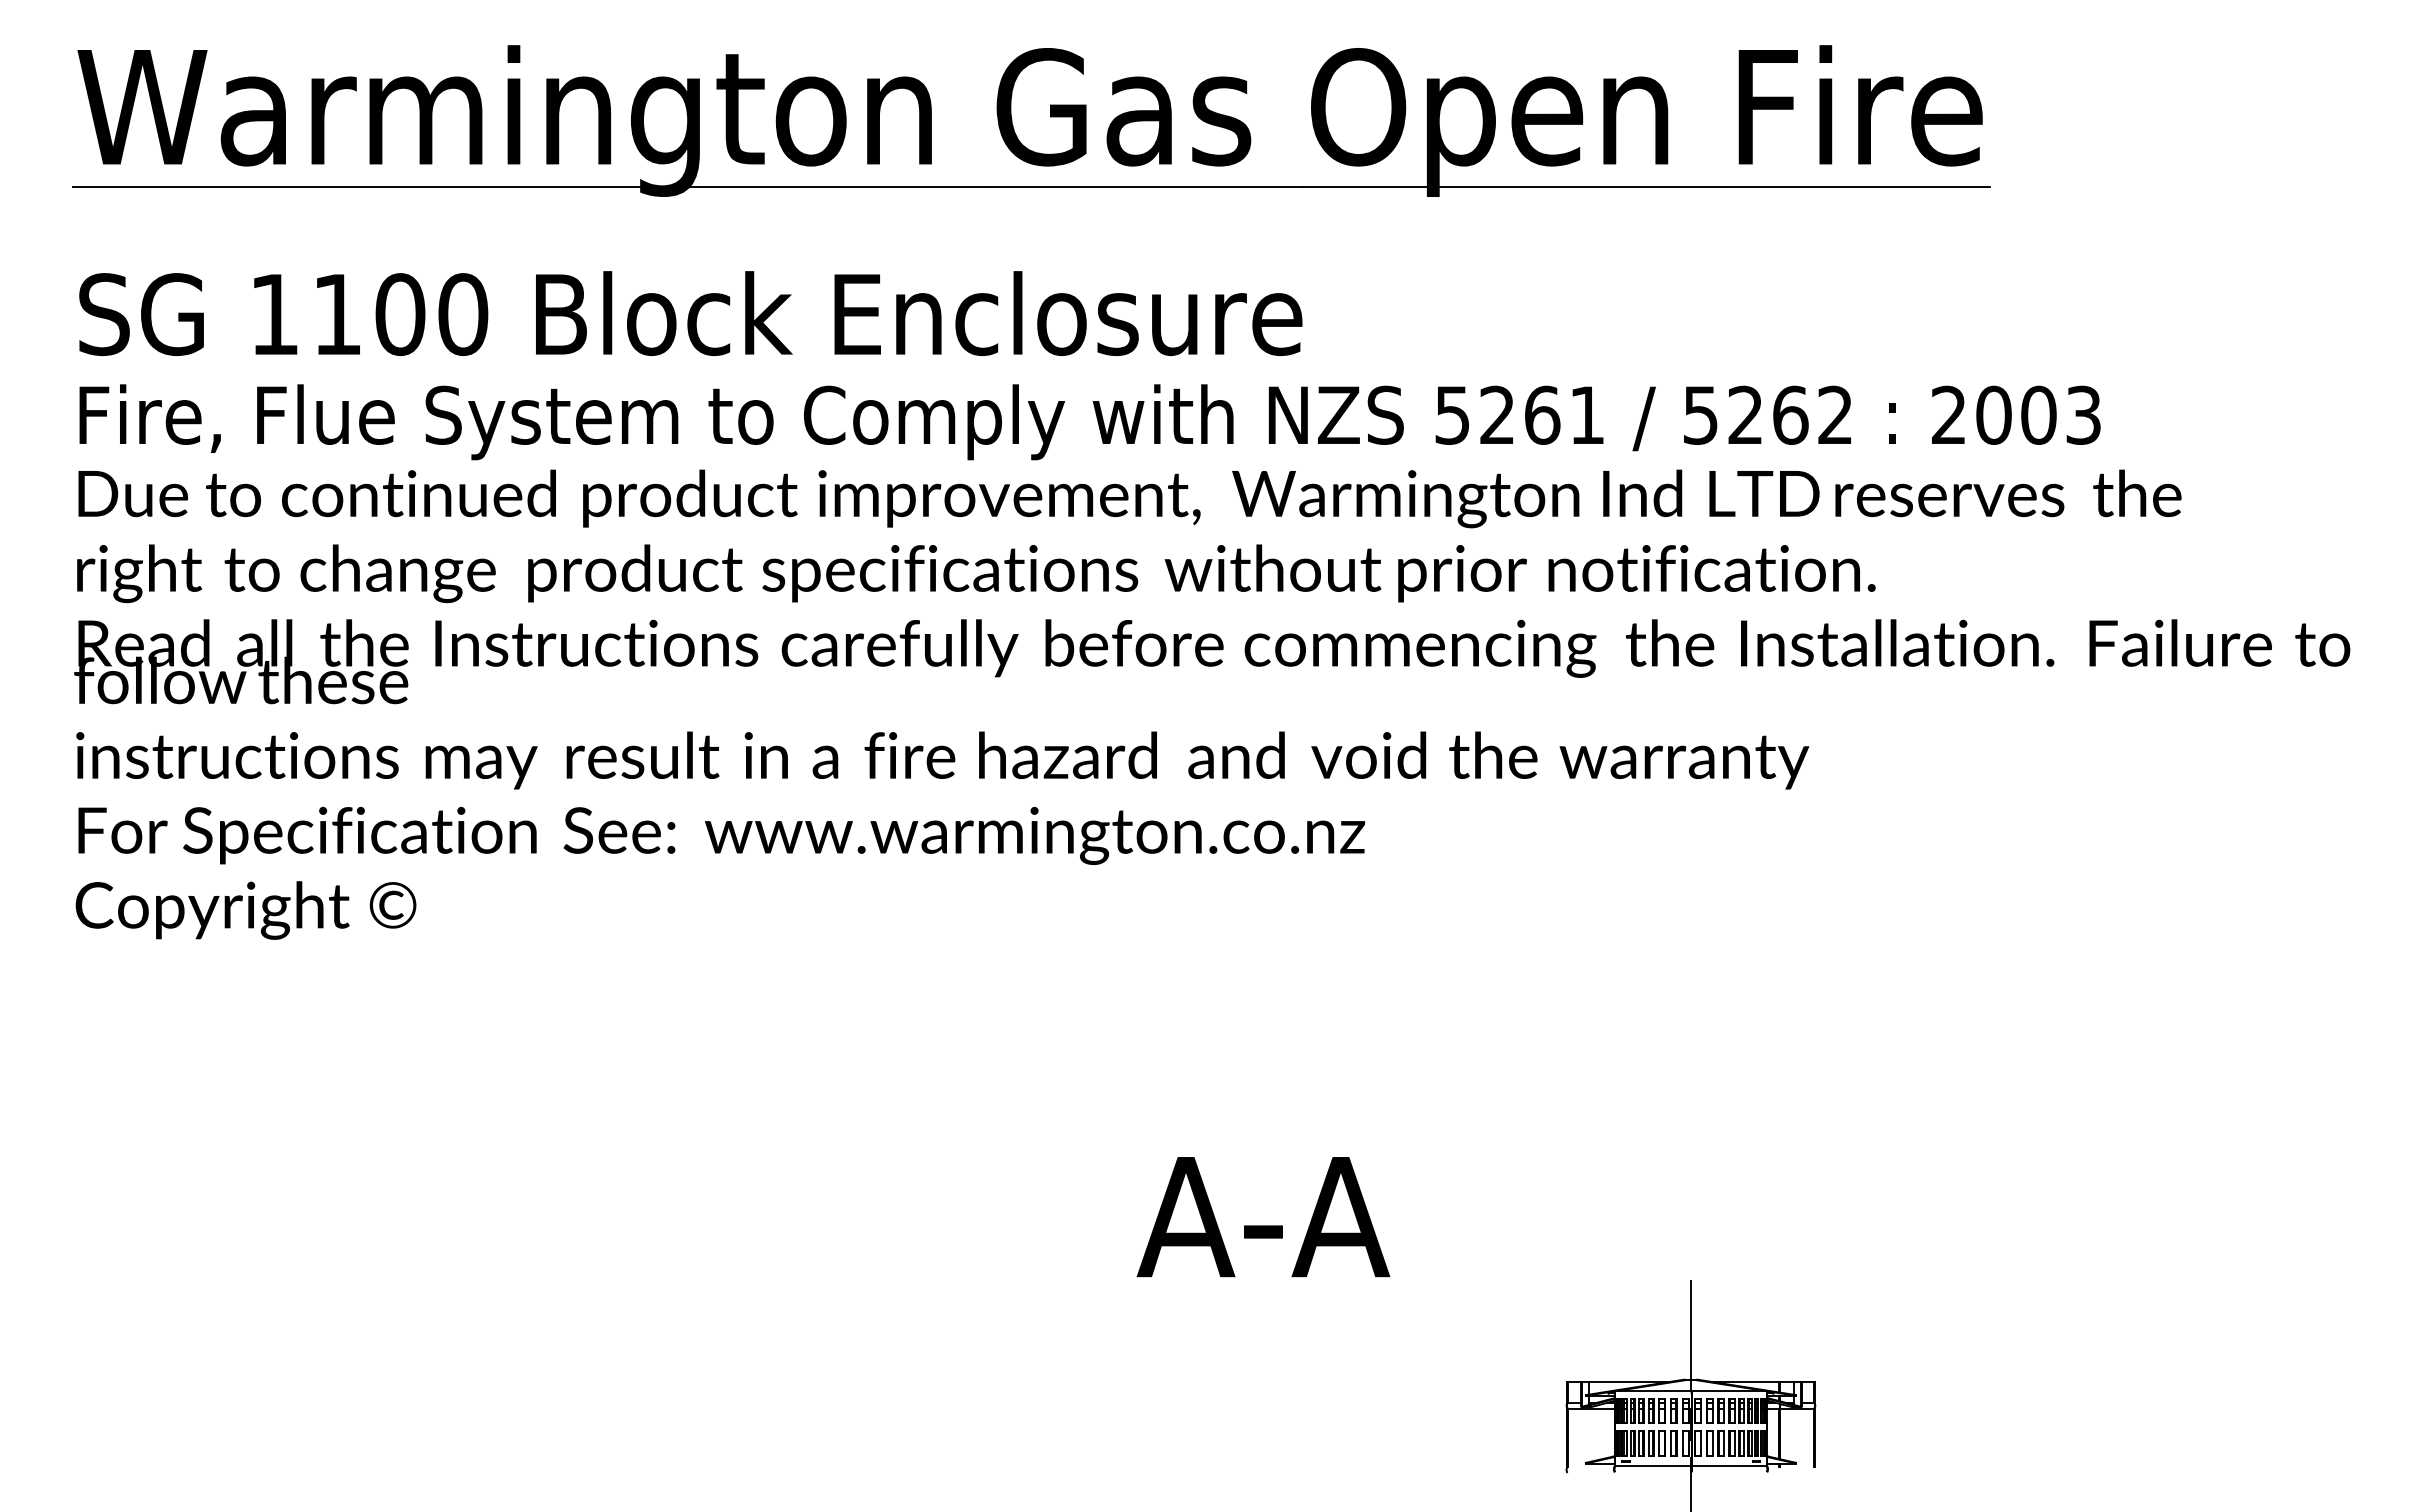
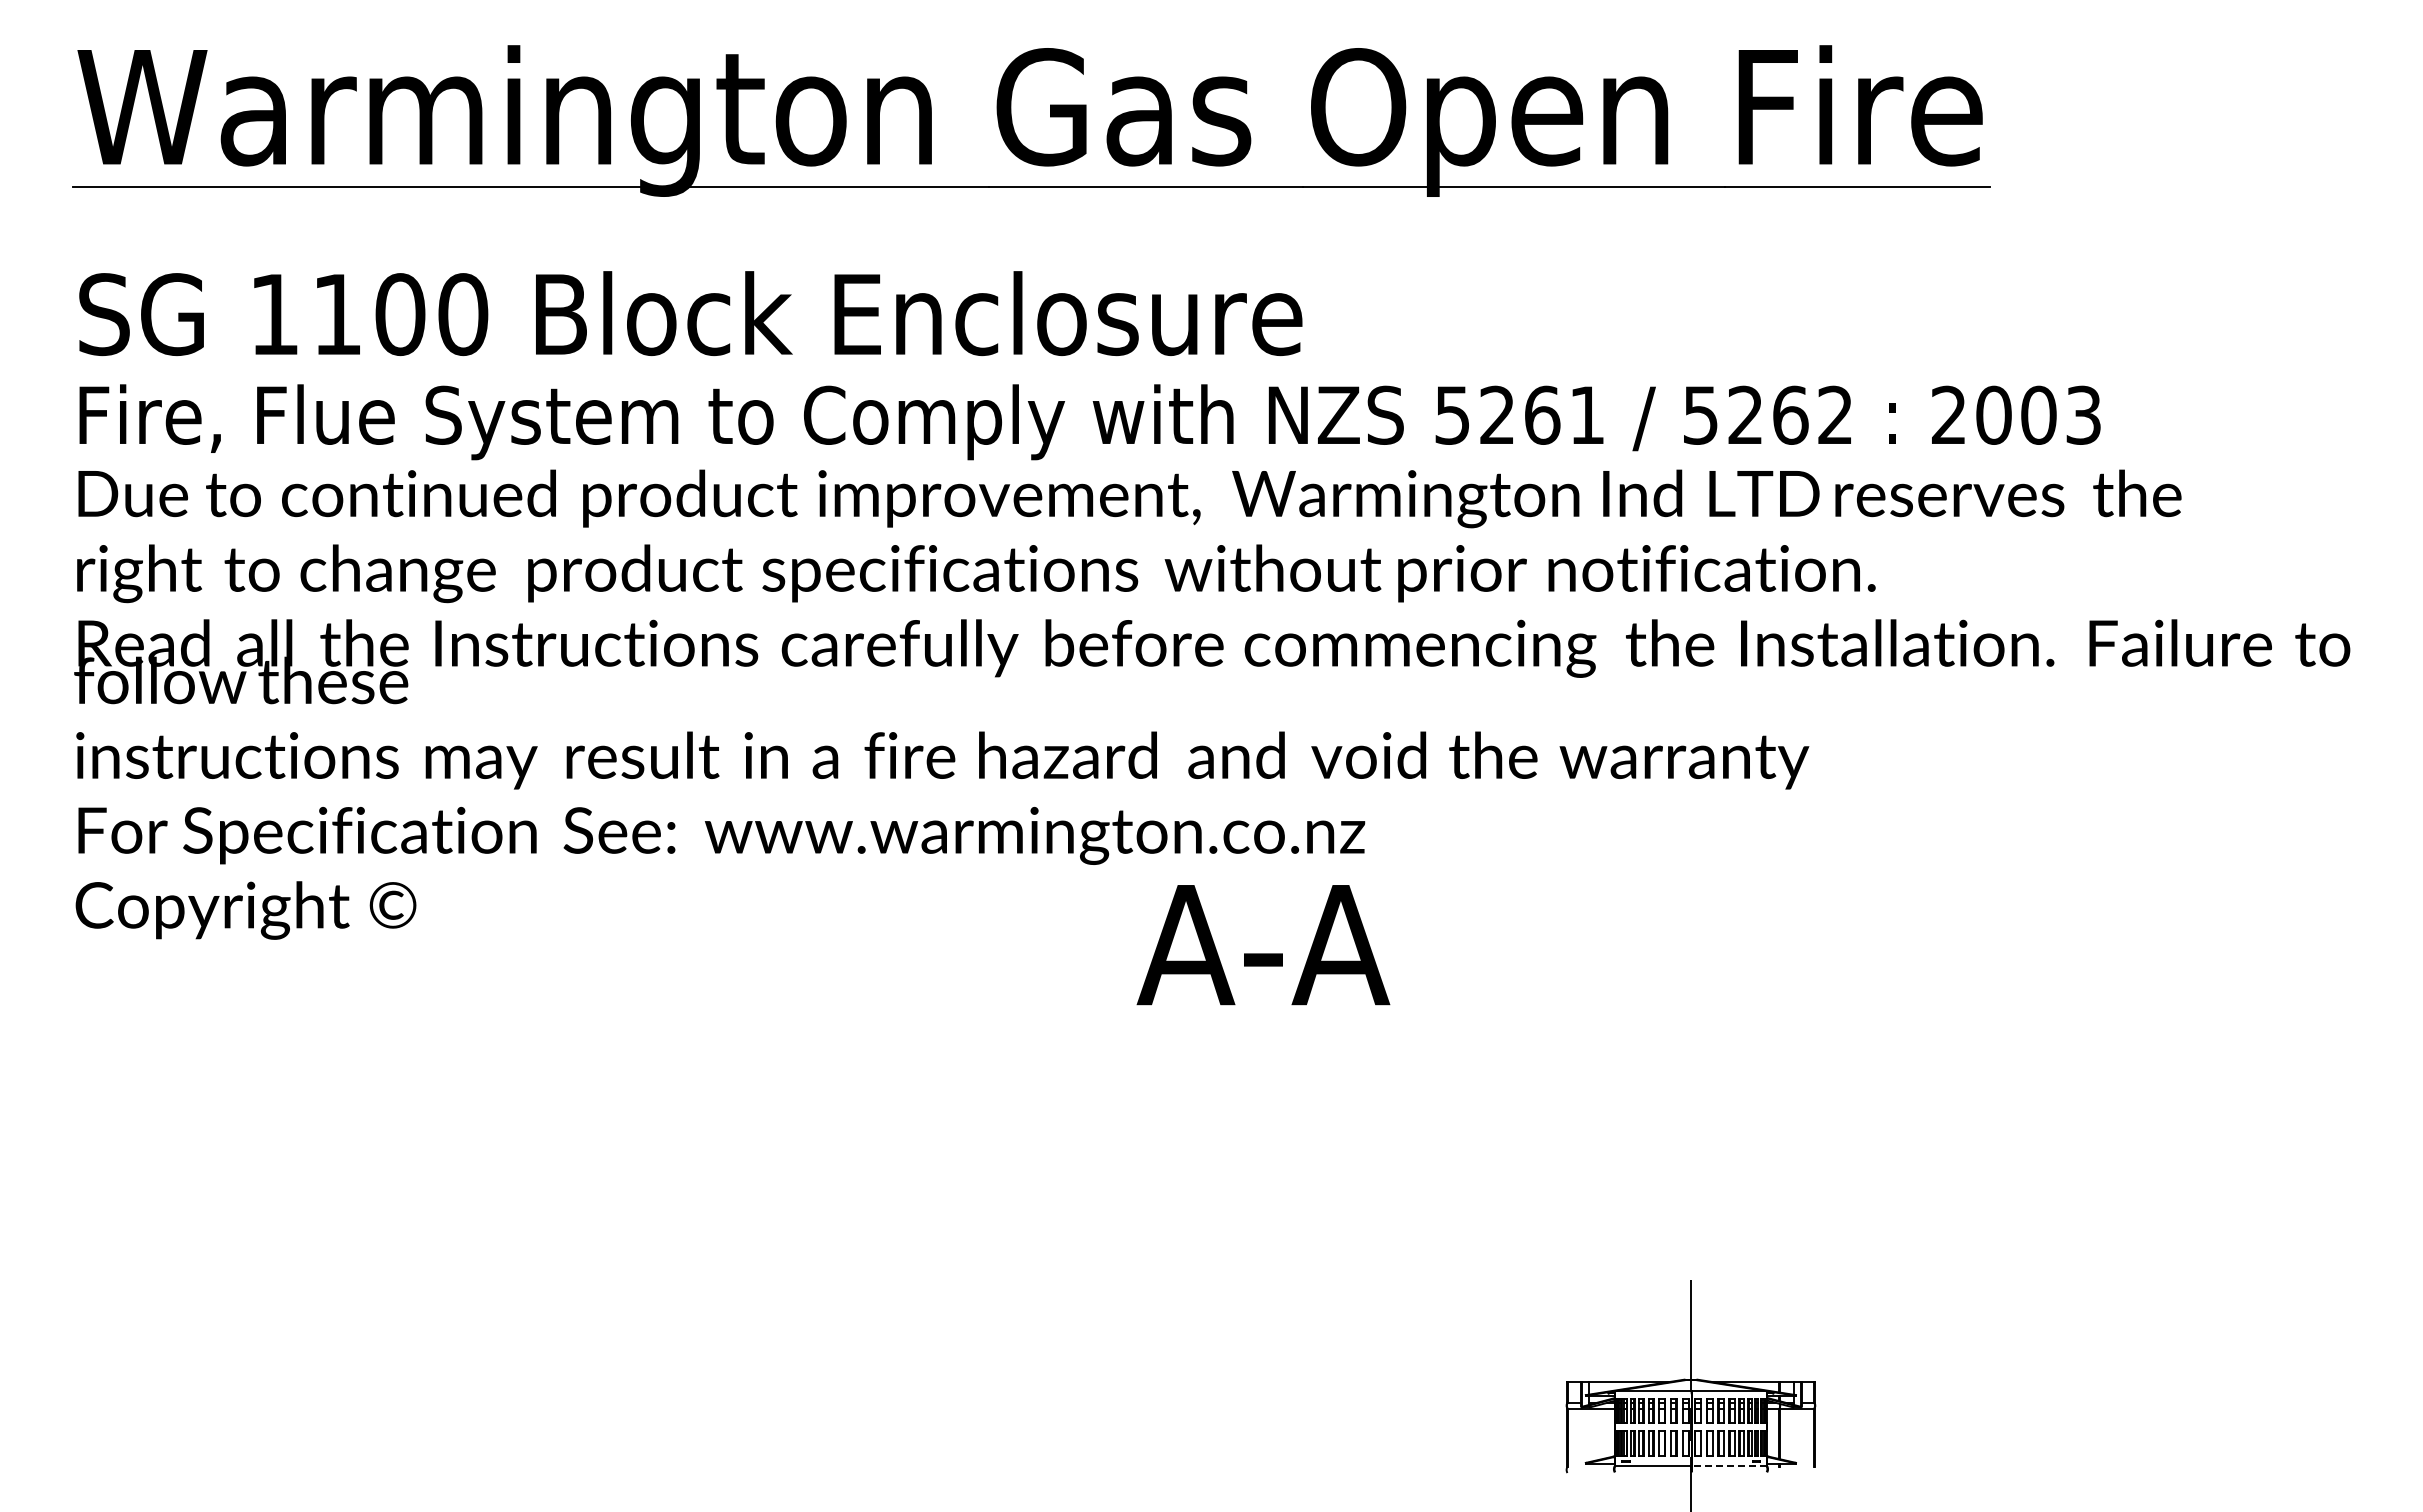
text position: (1263, 1217) -> (1263, 945) (1263, 945)
line: solid -> dashed (1728, 1466)
